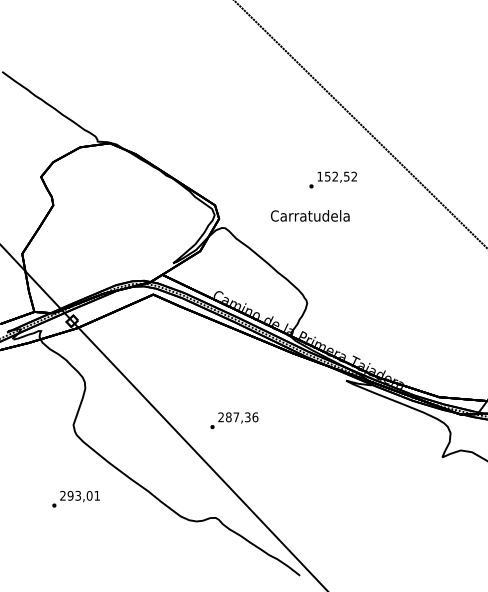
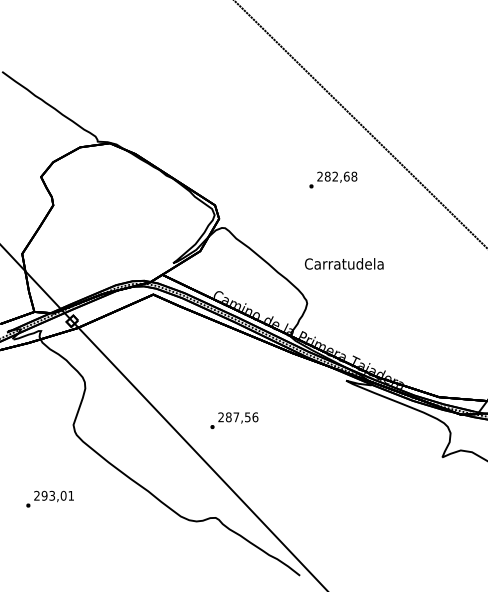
text: 152,52 -> 282,68 (337, 176)
text position: (310, 215) -> (344, 263) (344, 263)
text: 287,36 -> 287,56 (247, 416)
text position: (75, 498) -> (49, 498) (49, 498)
